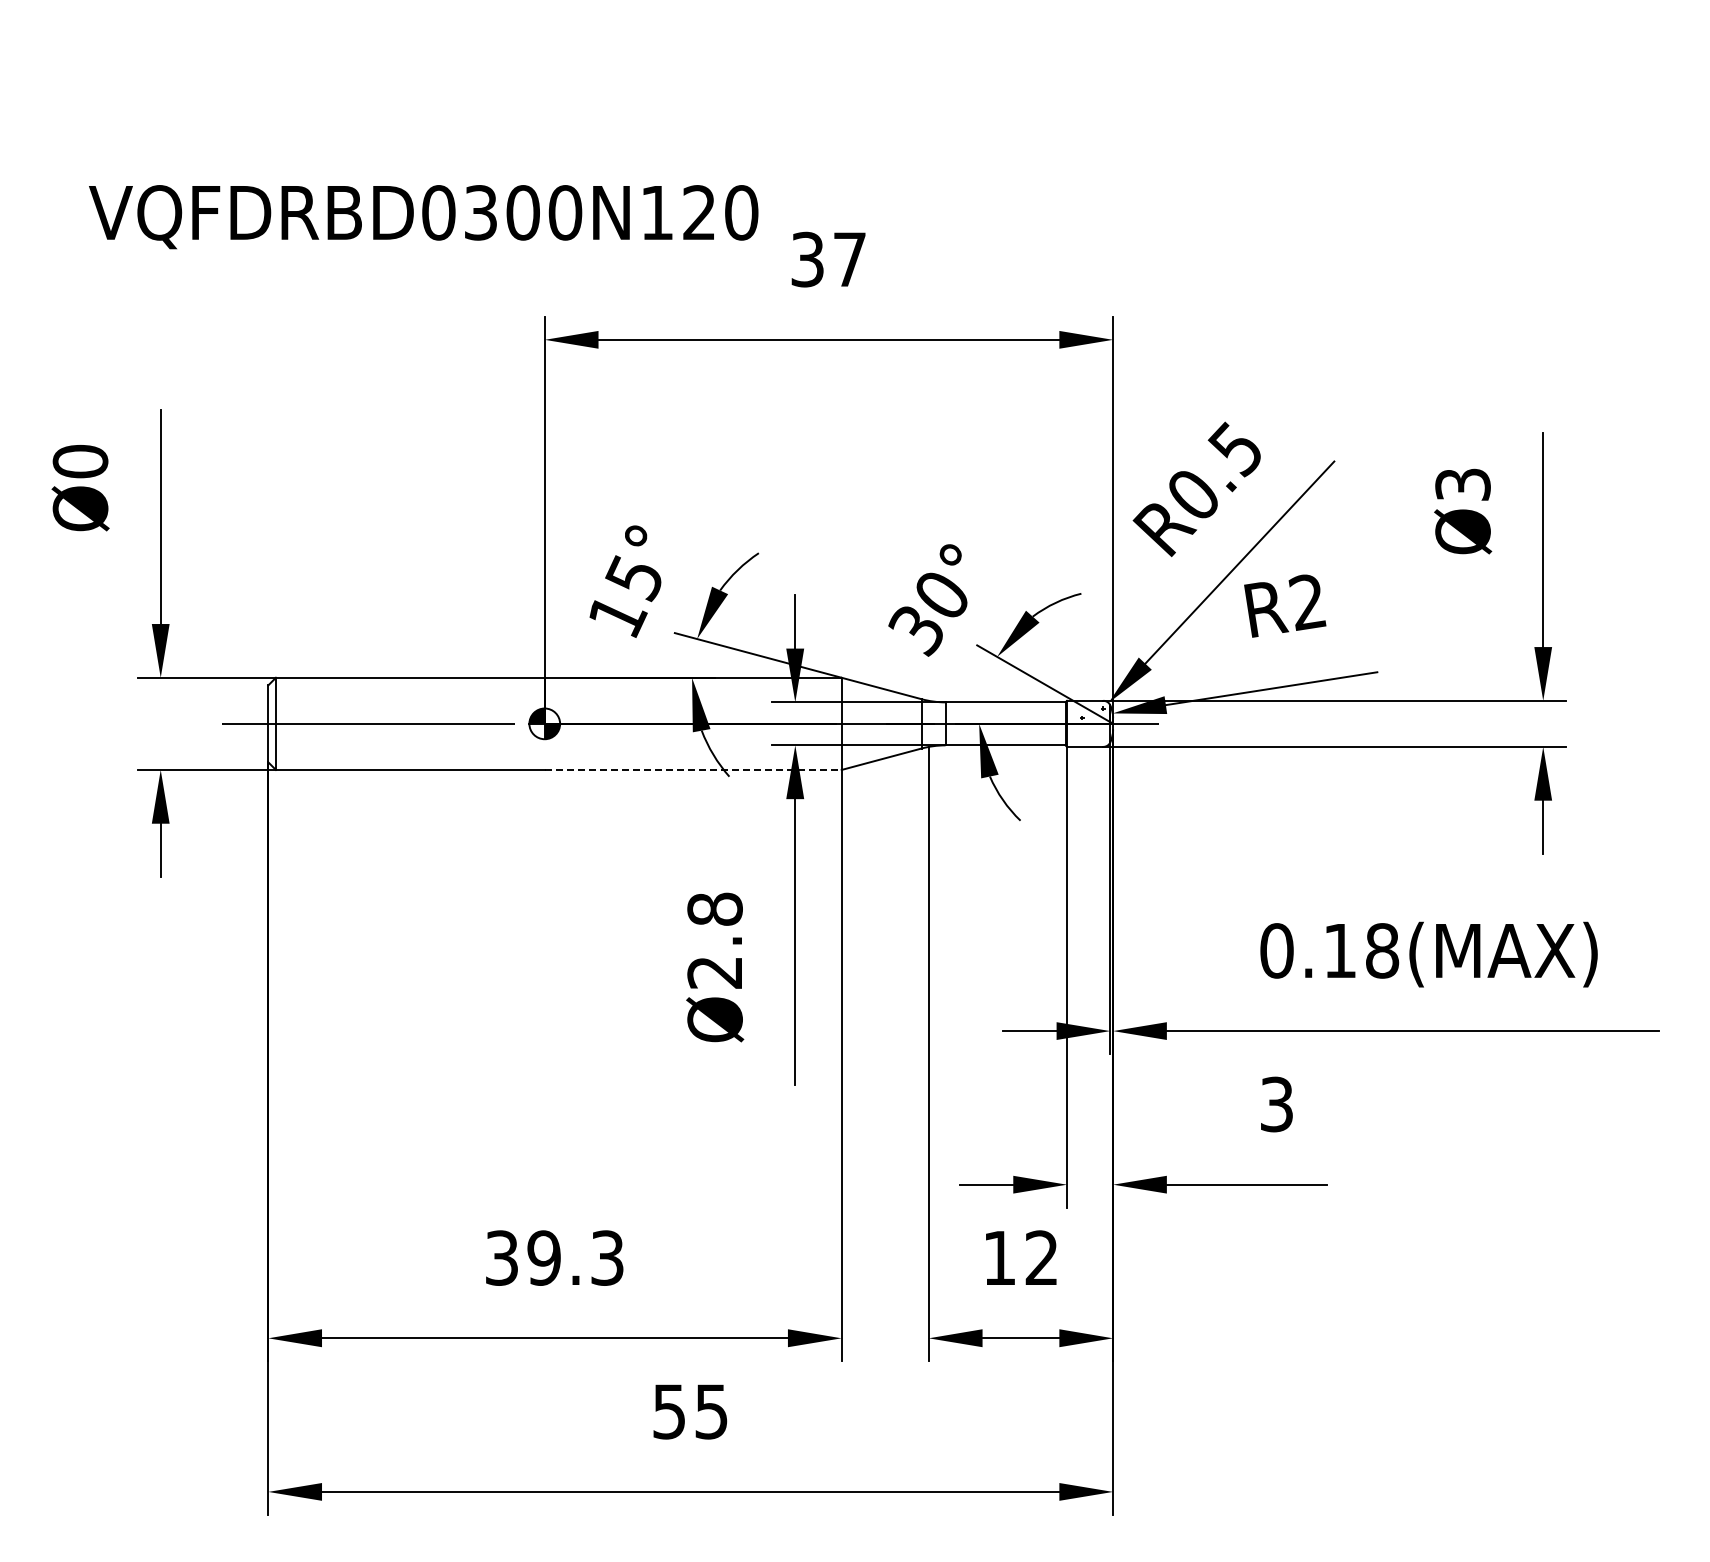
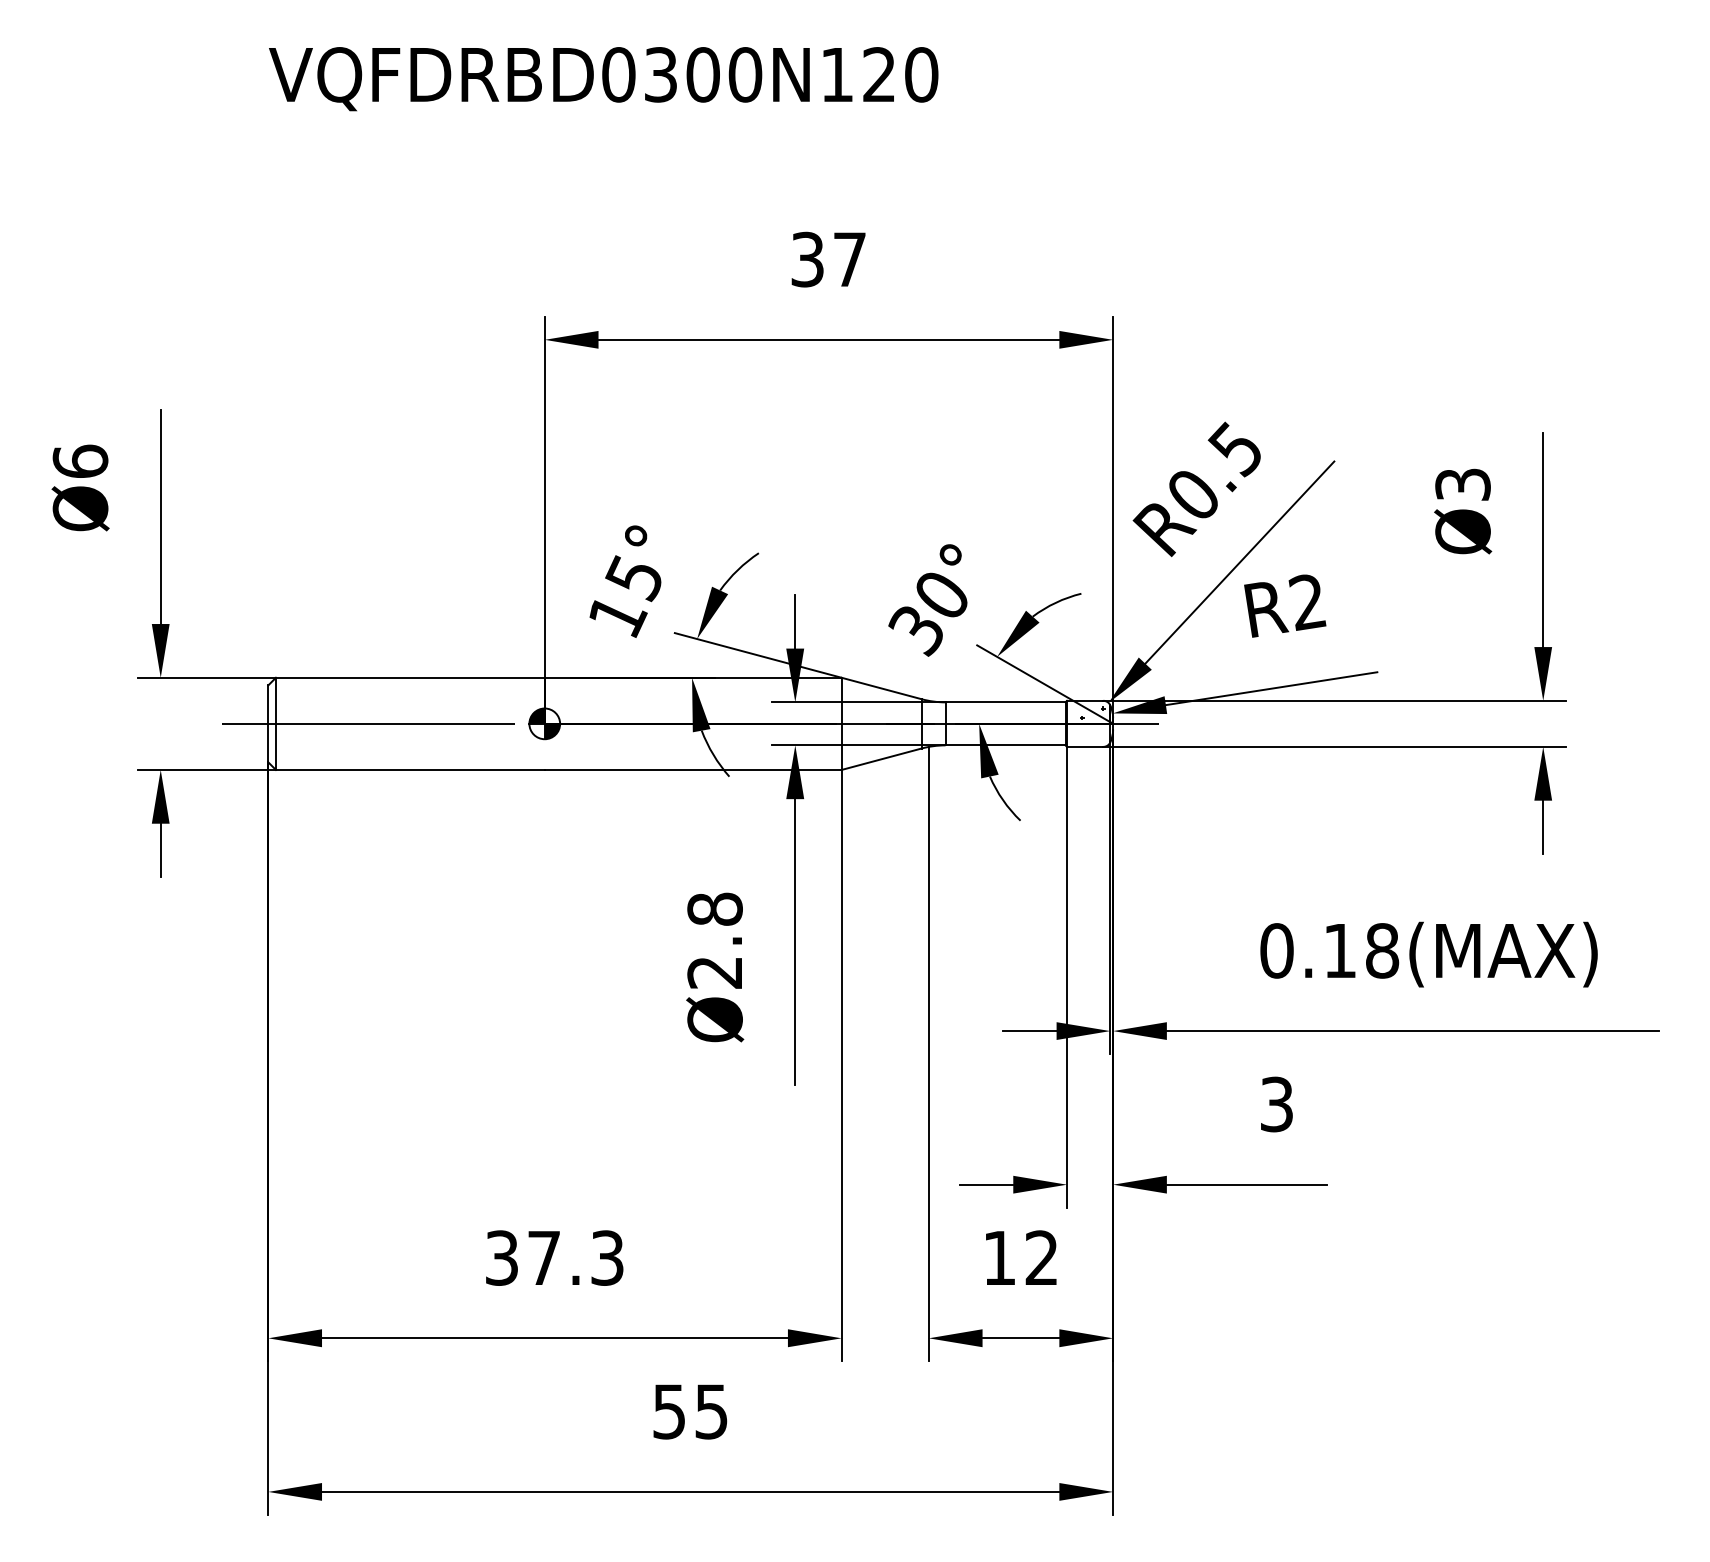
text position: (423, 217) -> (603, 79) (603, 79)
text: Ø0 -> Ø6 (80, 461)
line: dashed -> solid (693, 769)
text: 39.3 -> 37.3 (543, 1257)
